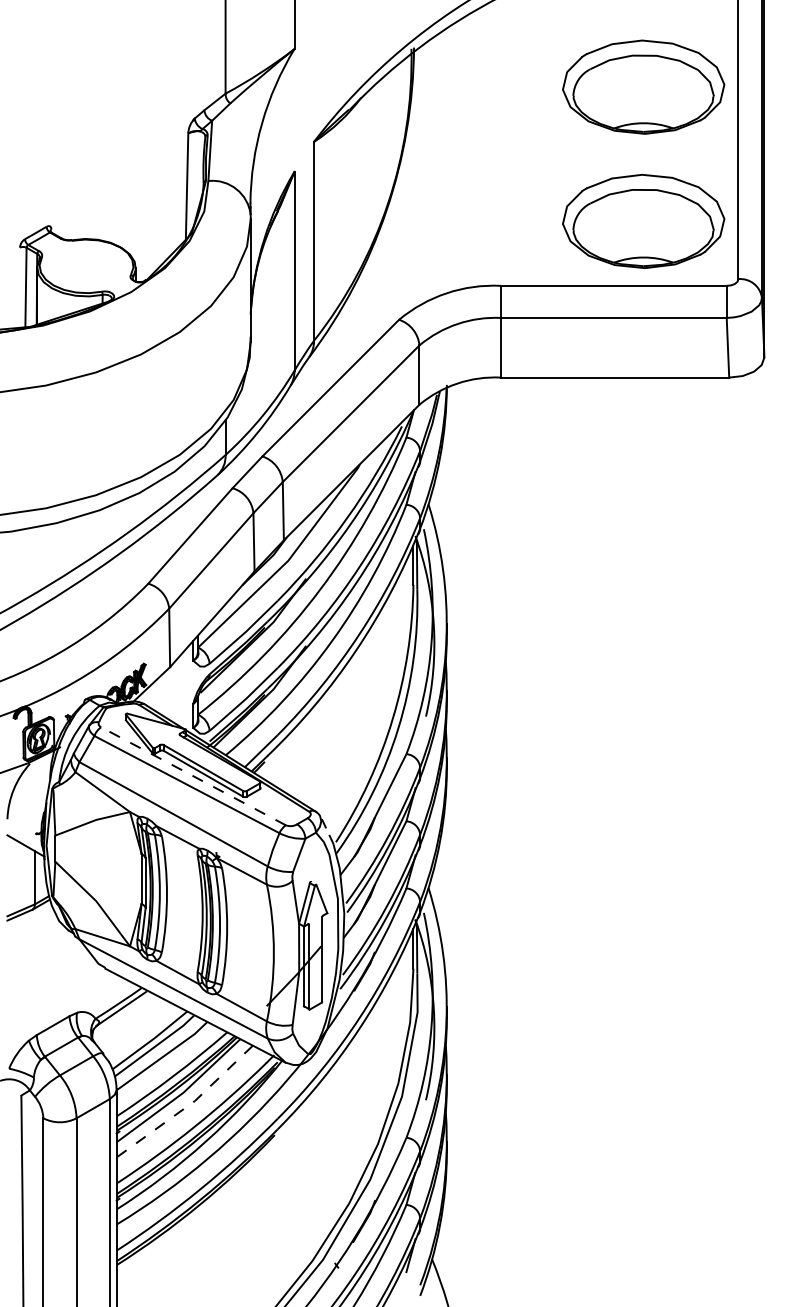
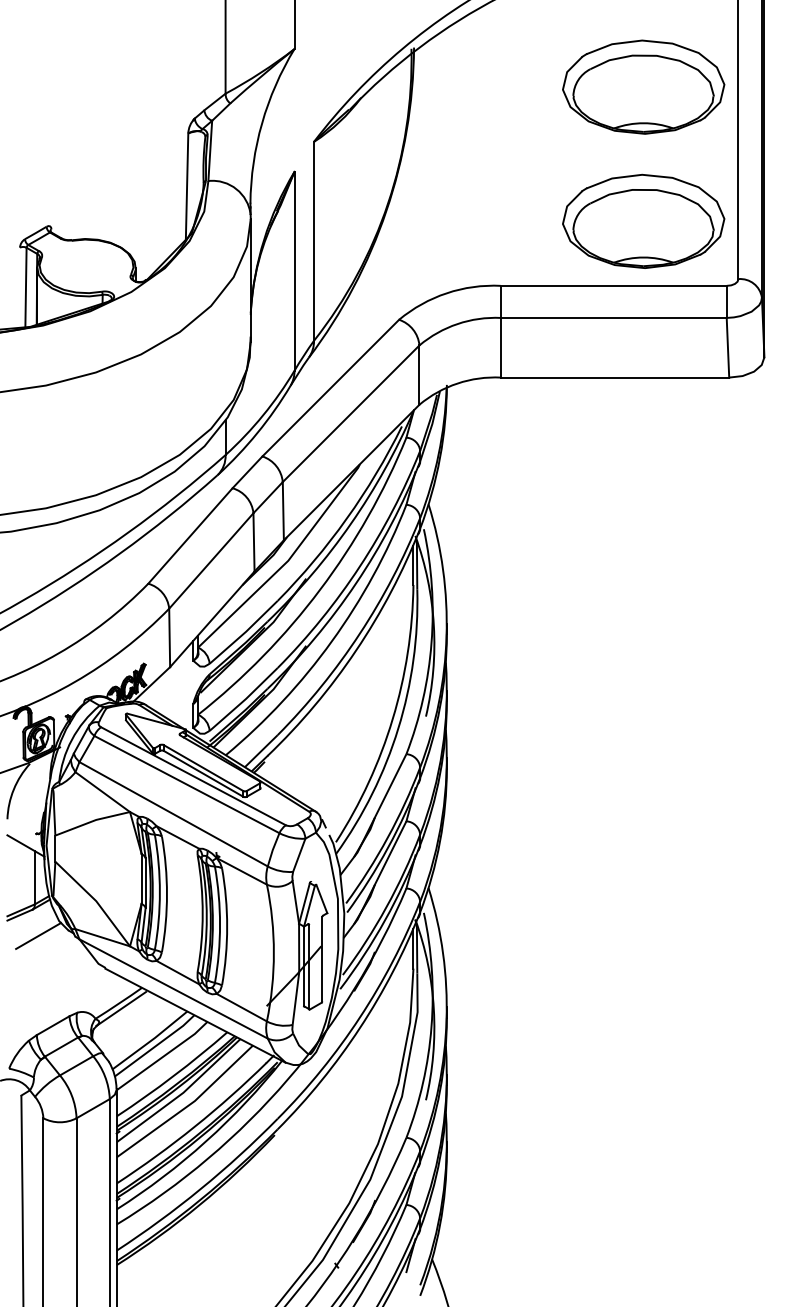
line: dashed -> solid (193, 776)
line: none -> present (38, 935)
line: dashed -> solid (188, 1105)
